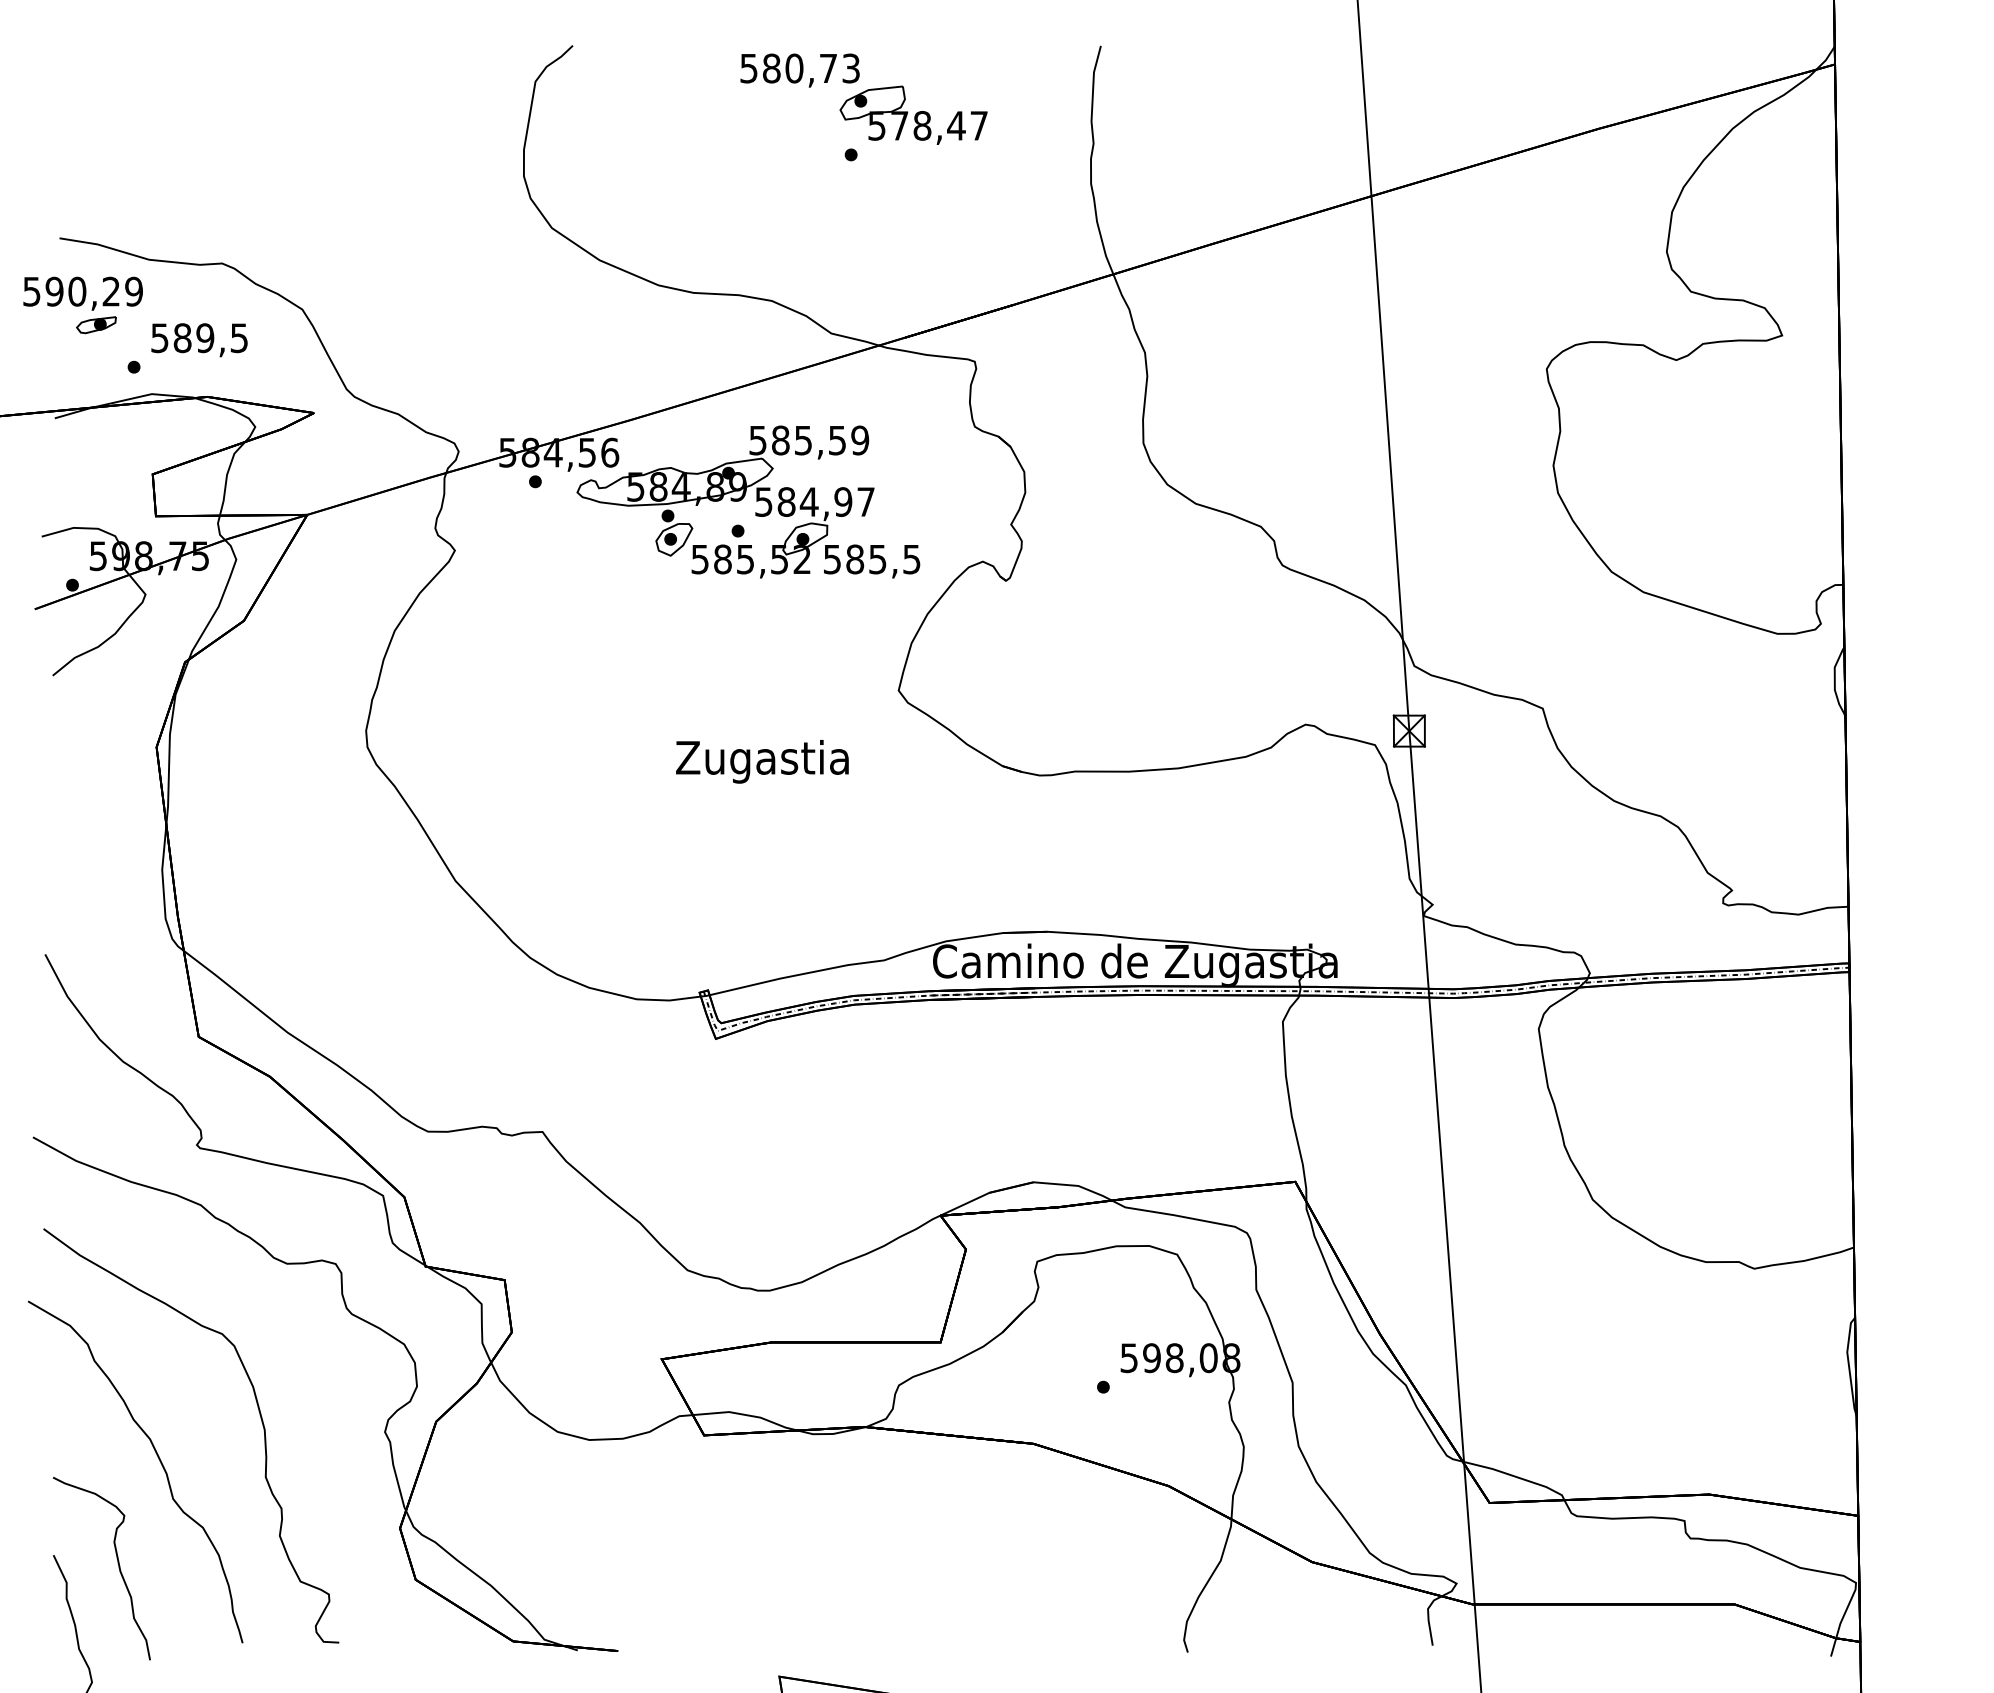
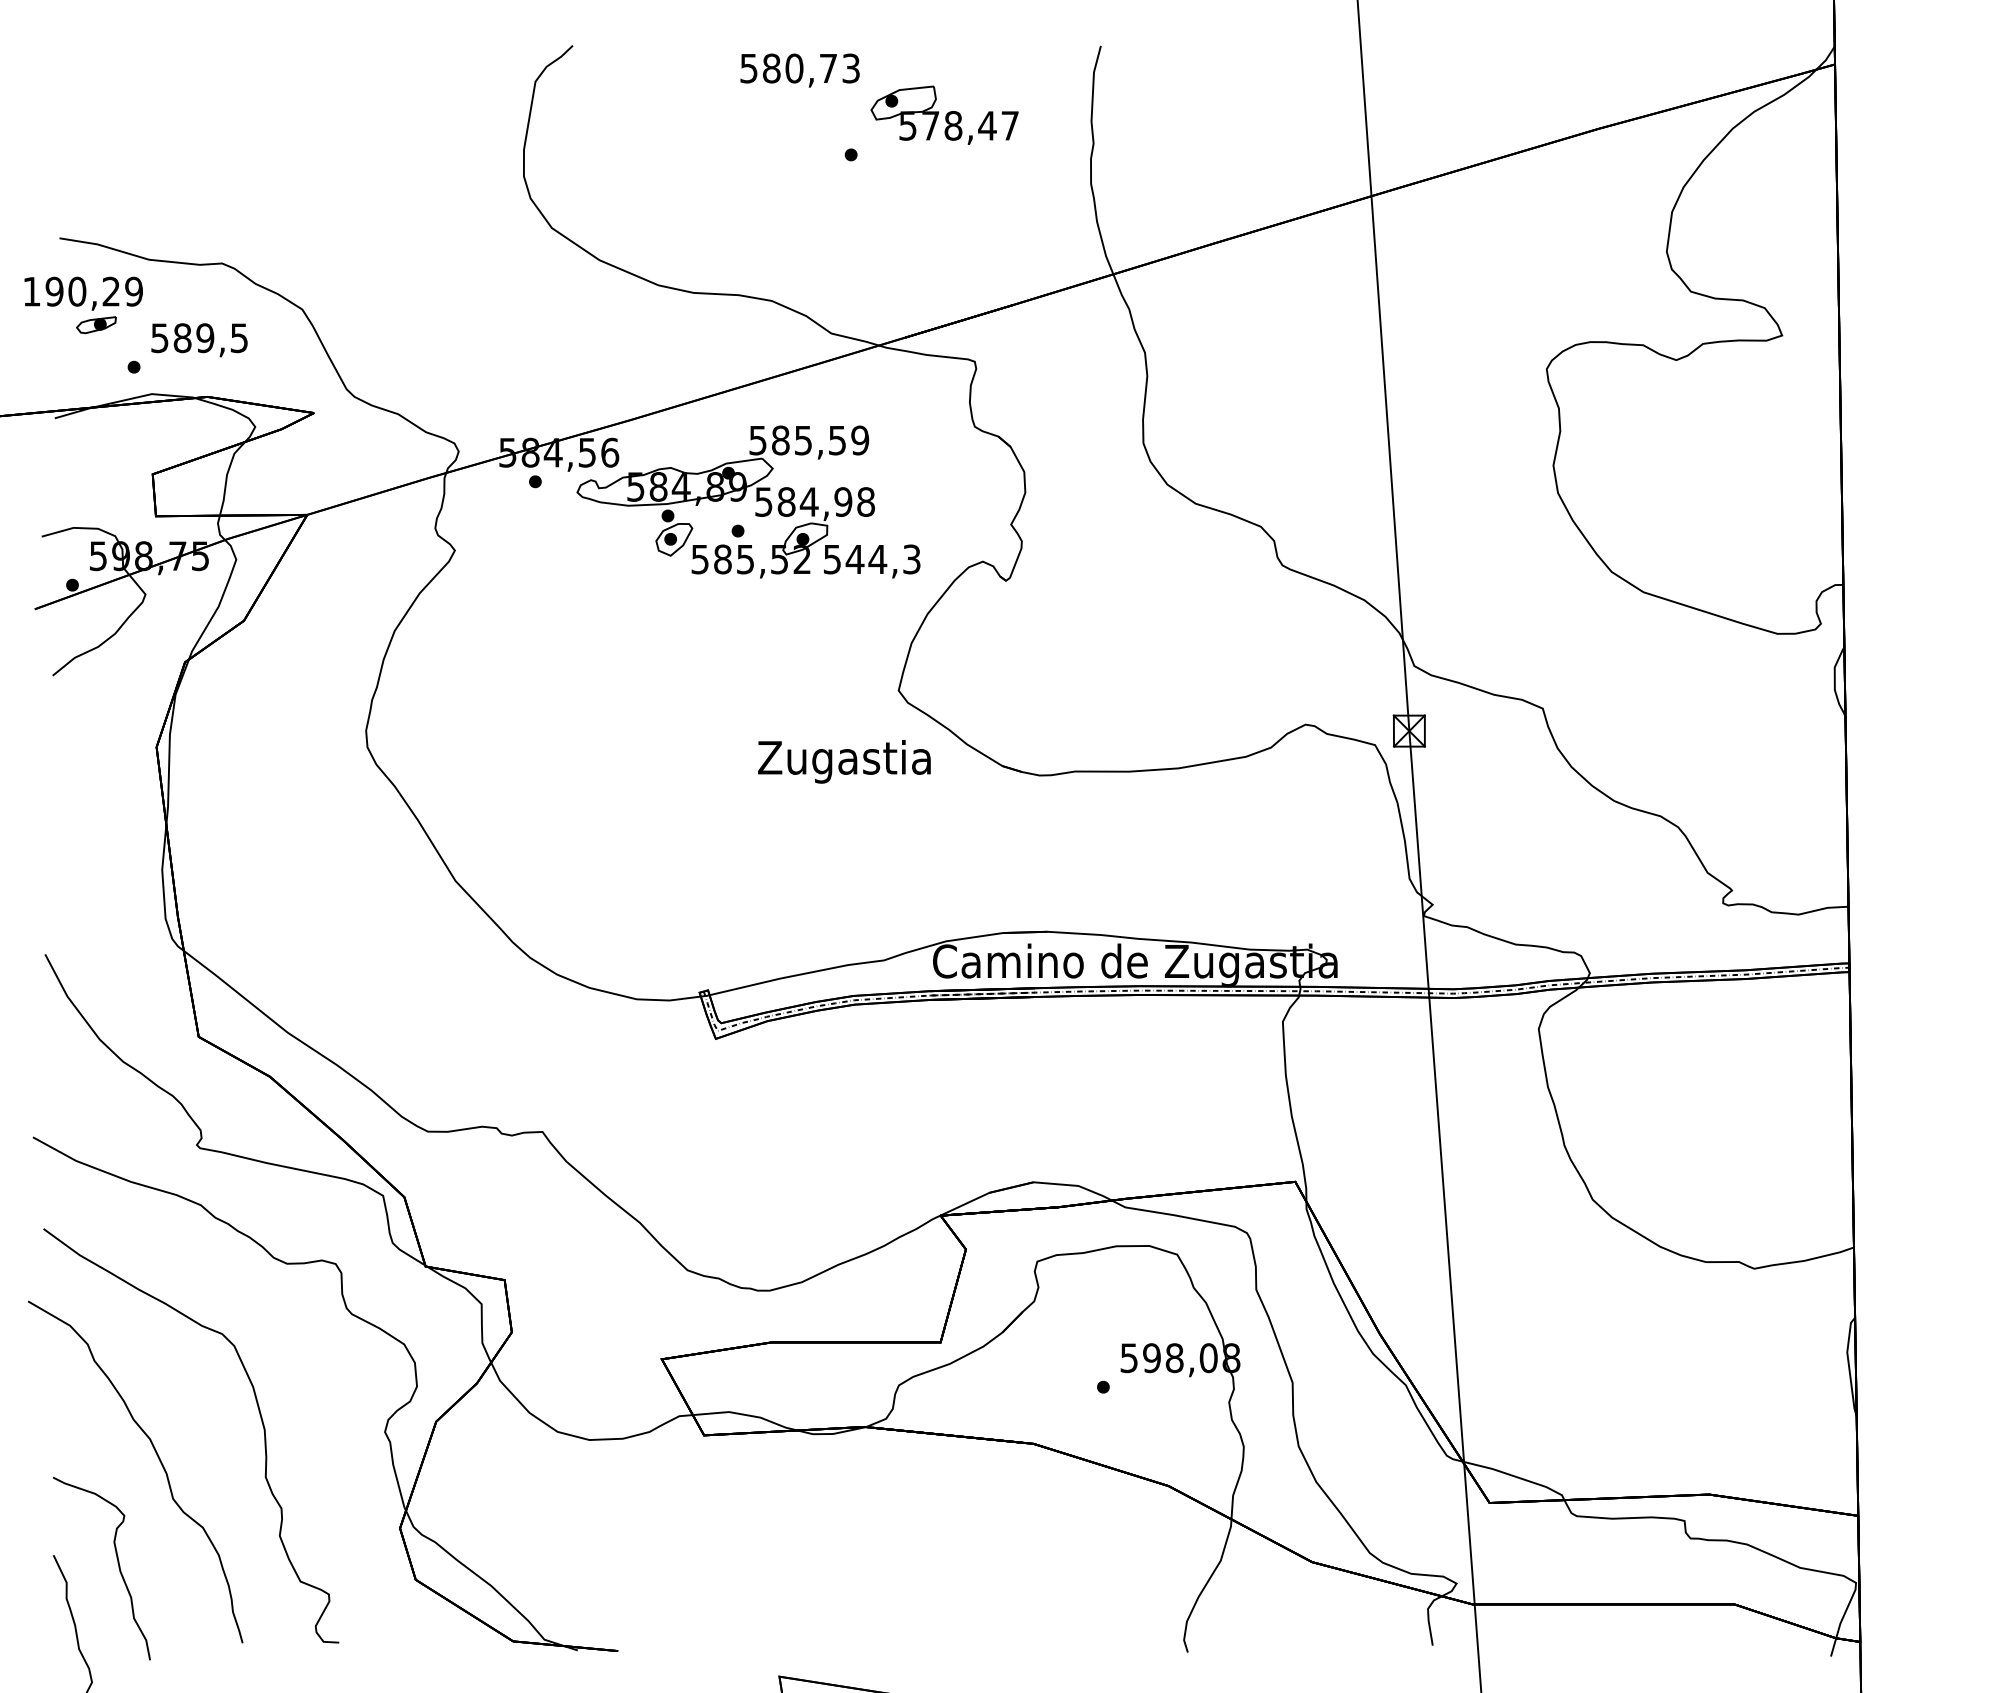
part position: (913, 114) -> (944, 114) (944, 114)
text: 590,29 -> 190,29 (31, 291)
text: 584,97 -> 584,98 (865, 501)
text: 585,5 -> 544,3 (882, 559)
text position: (762, 761) -> (844, 761) (844, 761)
